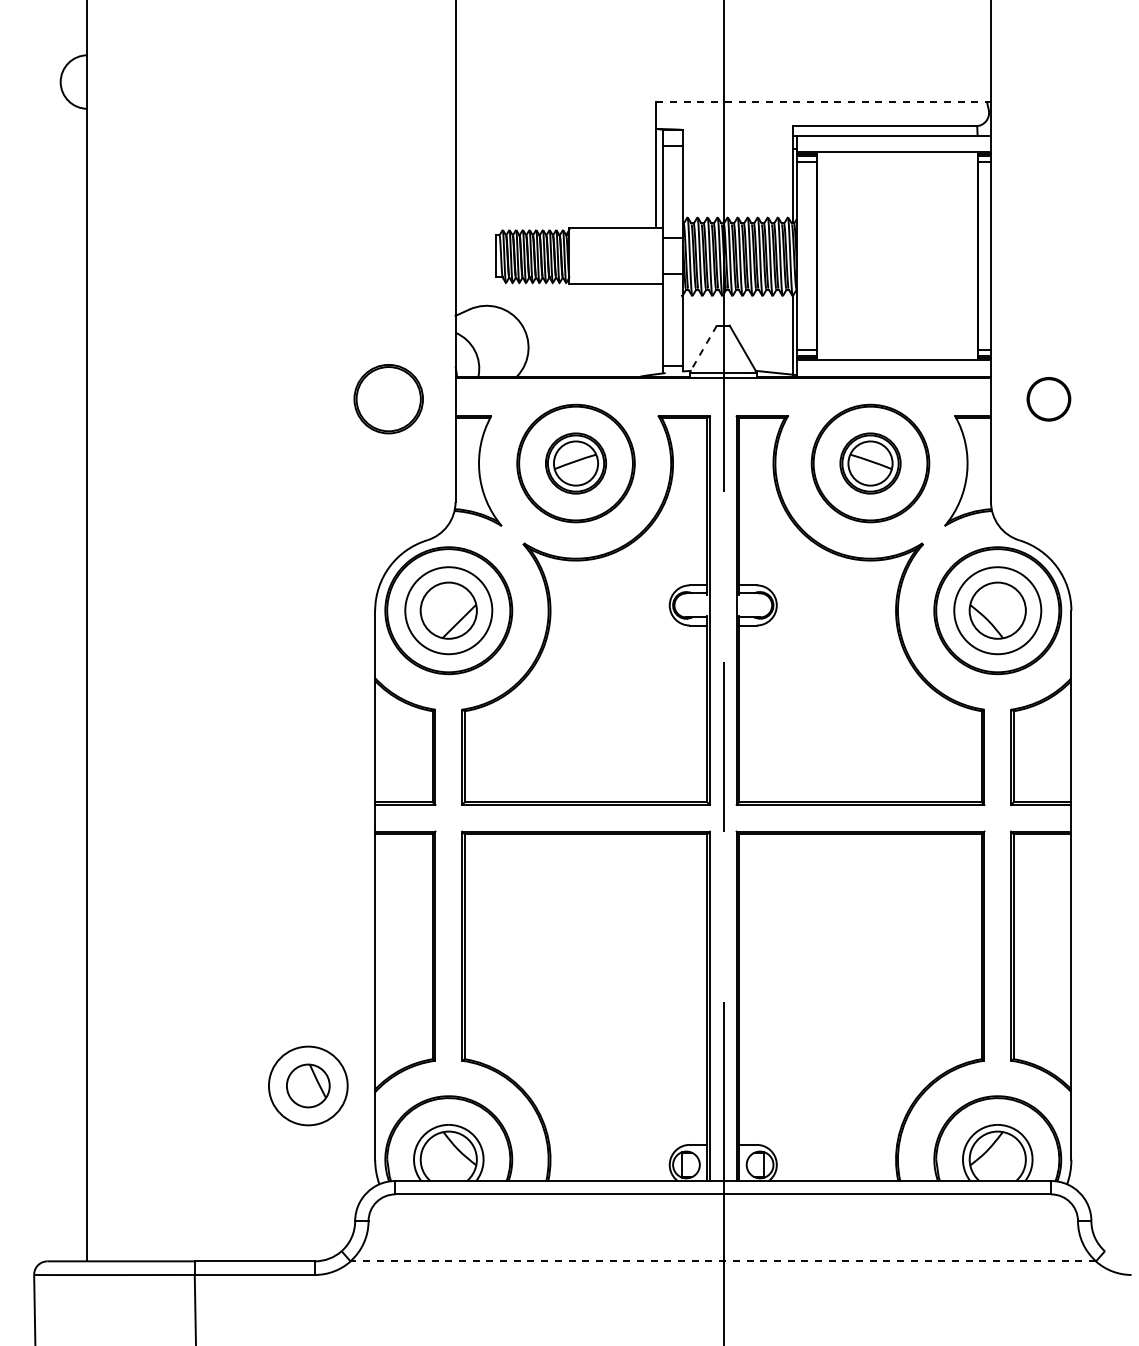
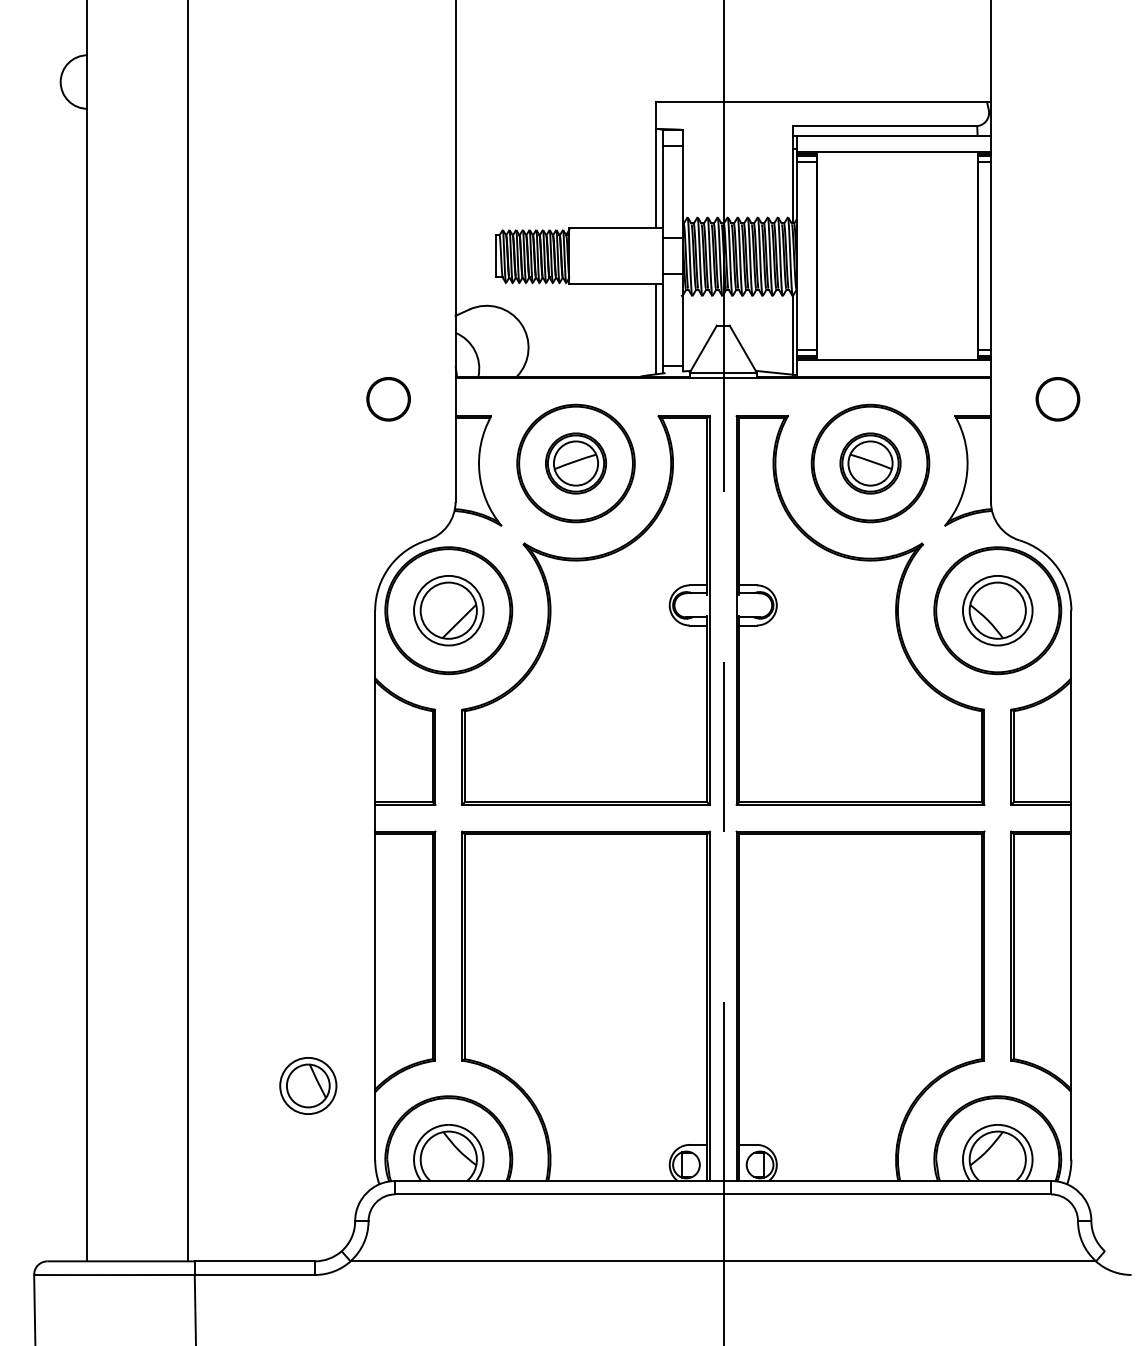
line: dashed -> solid (824, 102)
line: none -> present (656, 329)
line: dashed -> solid (703, 349)
circle size: 71x71 px -> 45x45 px (388, 399)
part position: (1048, 399) -> (1057, 399) (1057, 399)
circle diameter: 87 px -> 70 px (448, 610)
circle diameter: 87 px -> 70 px (997, 610)
line: none -> present (187, 631)
circle diameter: 79 px -> 56 px (308, 1085)
line: dashed -> solid (723, 1261)
